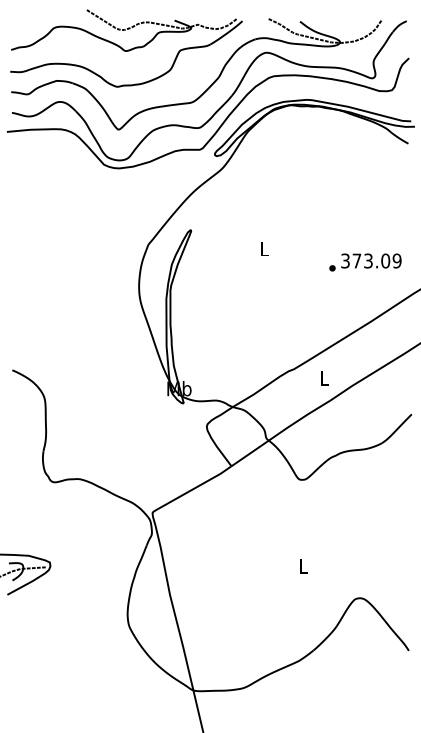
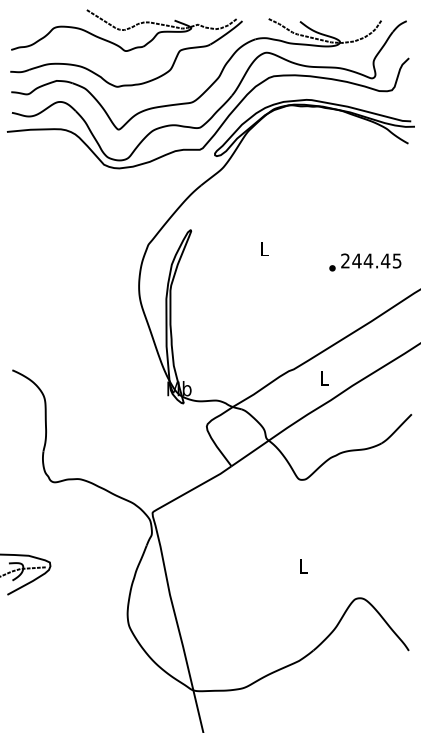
text: 373.09 -> 244.45 (371, 260)
